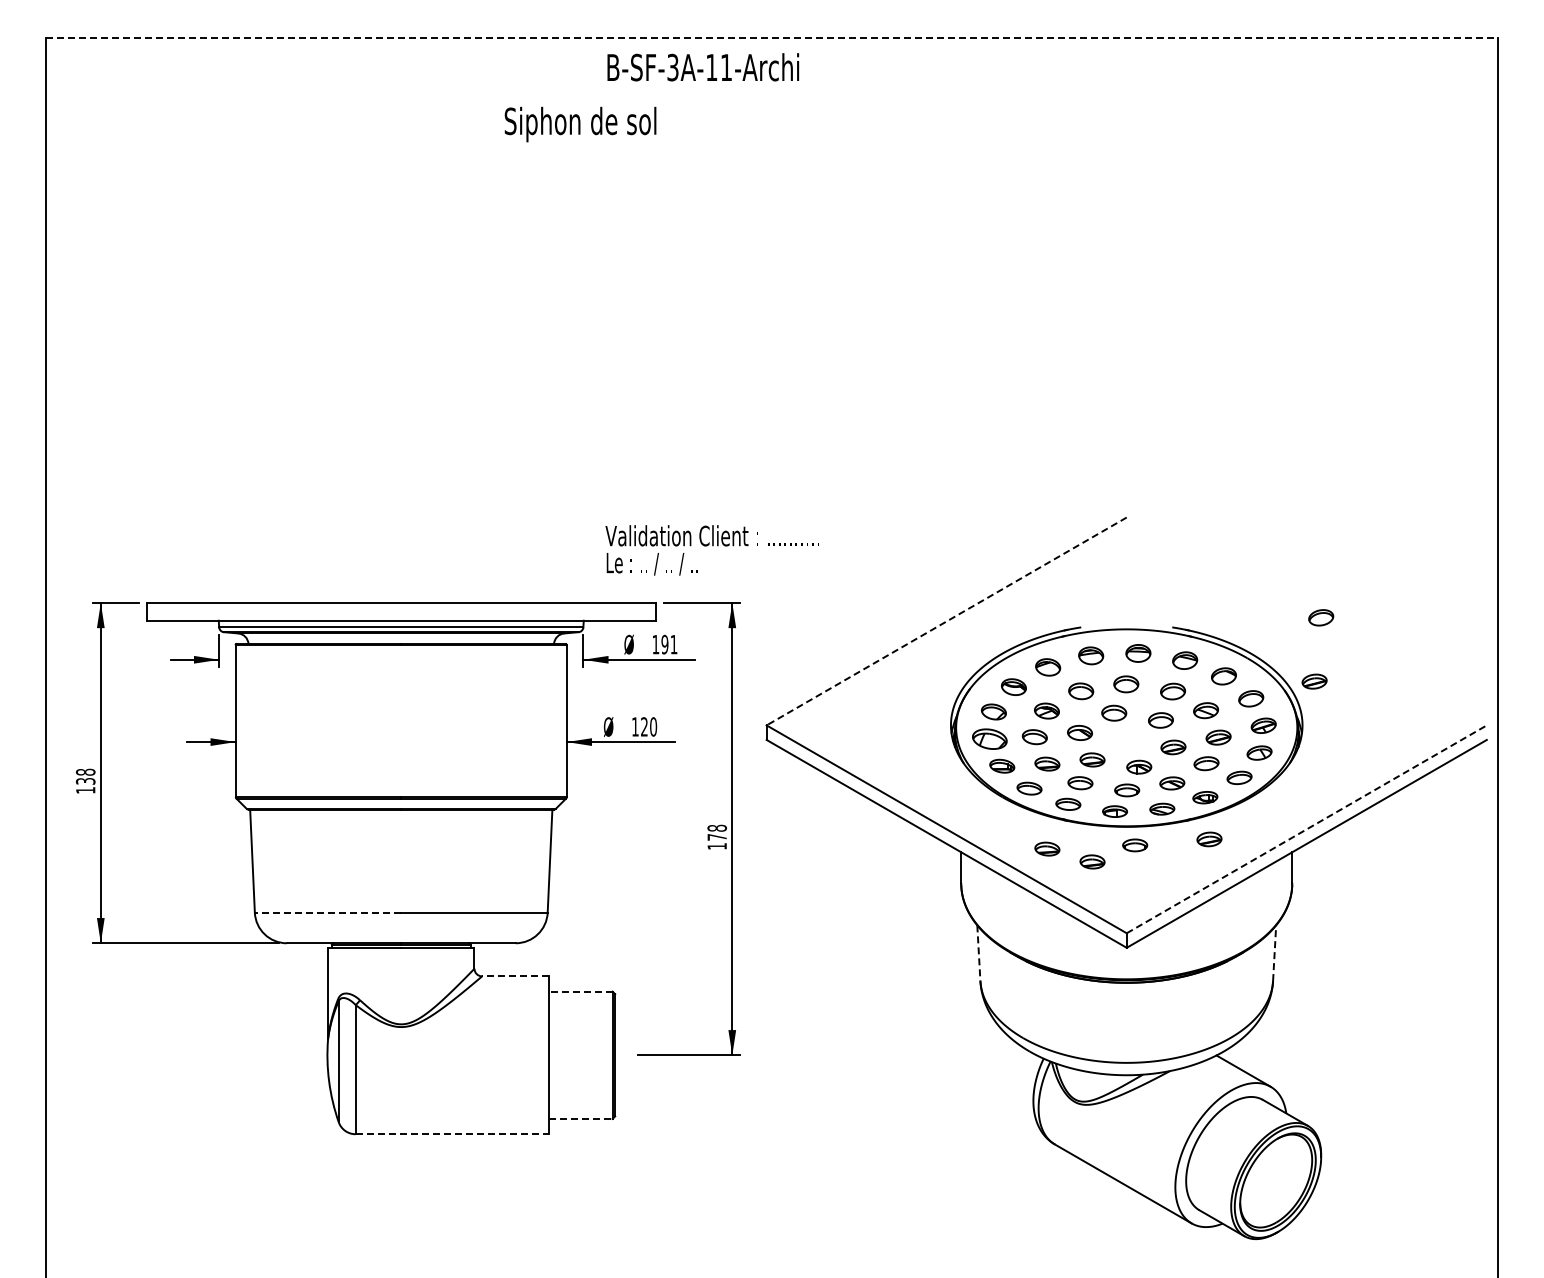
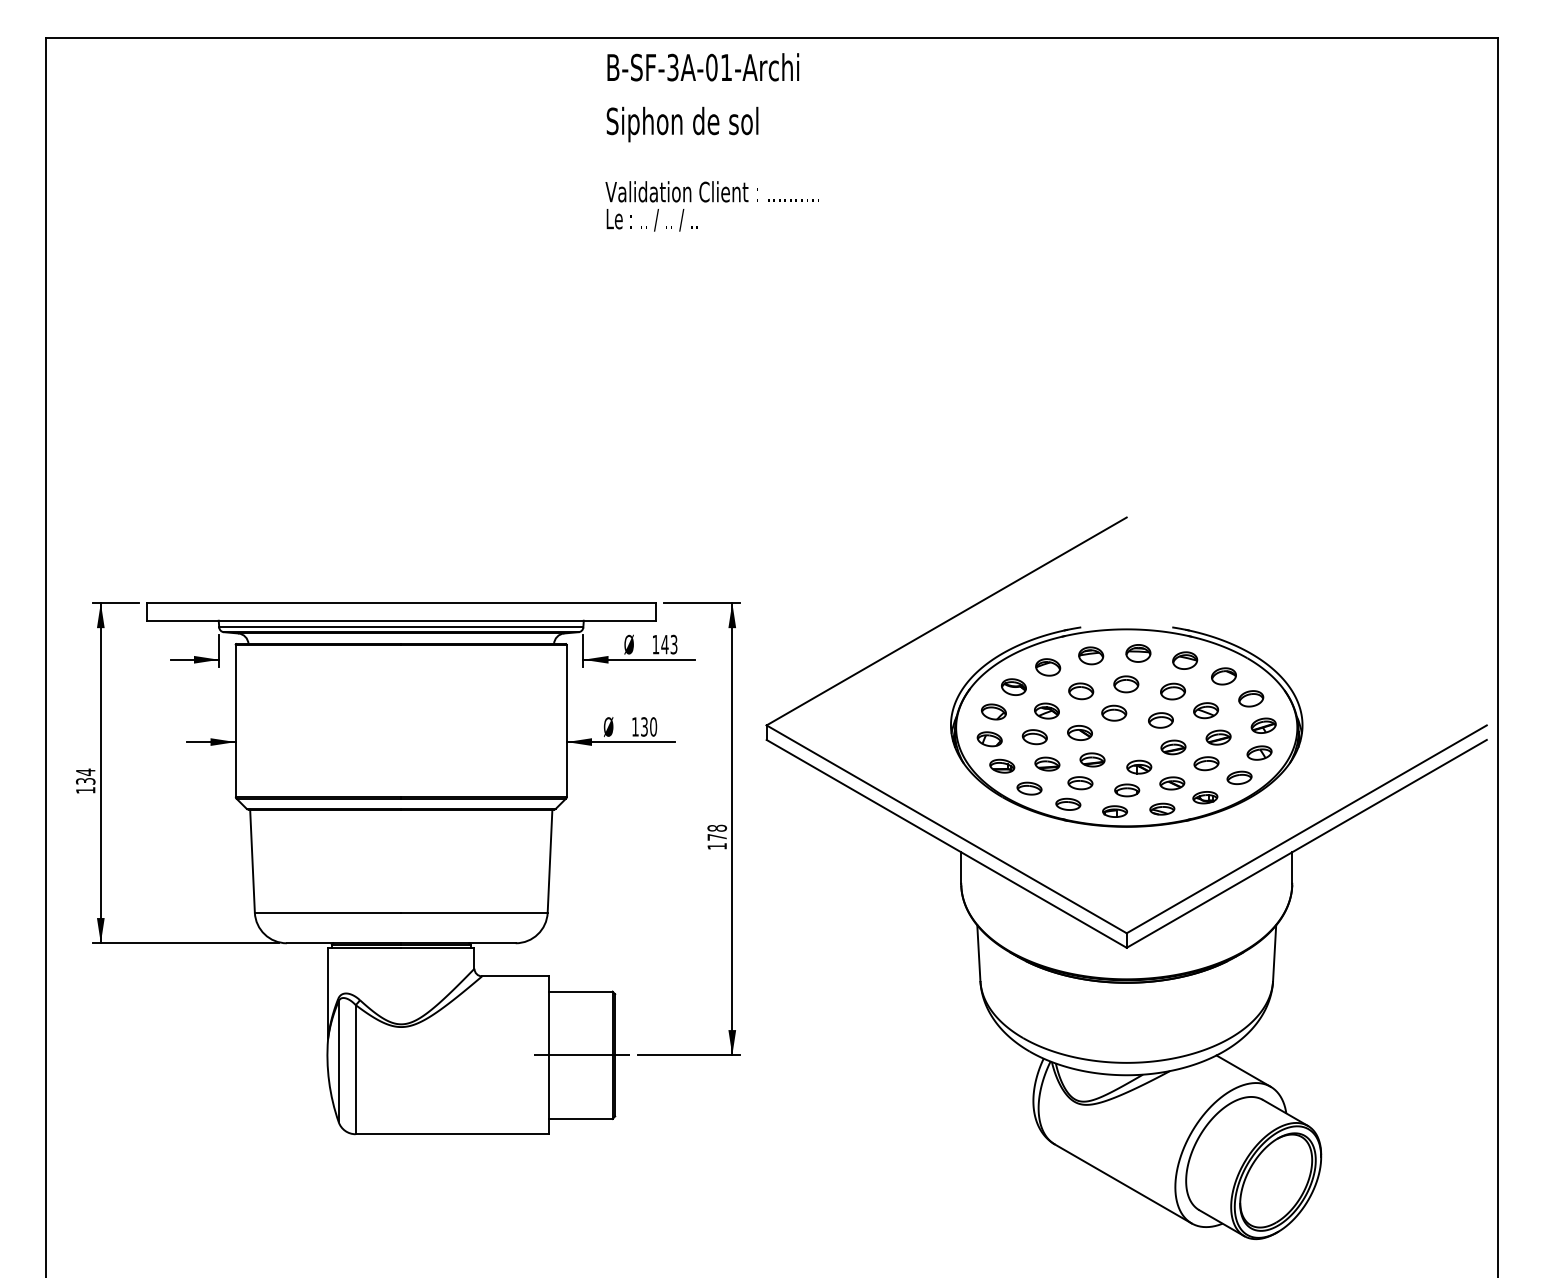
line: dashed -> solid (772, 38)
text: B-SF-3A-11-Archi -> B-SF-3A-01-Archi (711, 67)
text position: (580, 124) -> (682, 124) (682, 124)
text position: (711, 550) -> (711, 206) (711, 206)
part: present -> none (1321, 617)
line: dashed -> solid (946, 621)
text: 191 -> 143 (669, 644)
part: present -> none (1314, 681)
text: 120 -> 130 (644, 726)
part size: 36x22 px -> 27x17 px (989, 739)
text: 138 -> 134 (85, 772)
line: dashed -> solid (1306, 829)
part: present -> none (1209, 839)
part: present -> none (1135, 845)
part: present -> none (1047, 848)
part: present -> none (1092, 861)
line: dashed -> solid (327, 912)
line: dashed -> solid (978, 953)
line: dashed -> solid (1274, 953)
line: dashed -> solid (515, 976)
line: dashed -> solid (580, 991)
line: none -> present (581, 1055)
line: dashed -> solid (580, 1118)
line: dashed -> solid (452, 1134)
